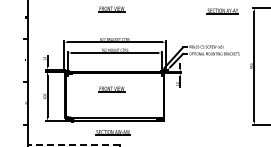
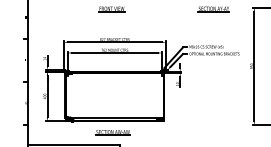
part position: (222, 11) -> (213, 9) (213, 9)
part: present -> none (111, 89)
line: dashed -> solid (73, 145)
